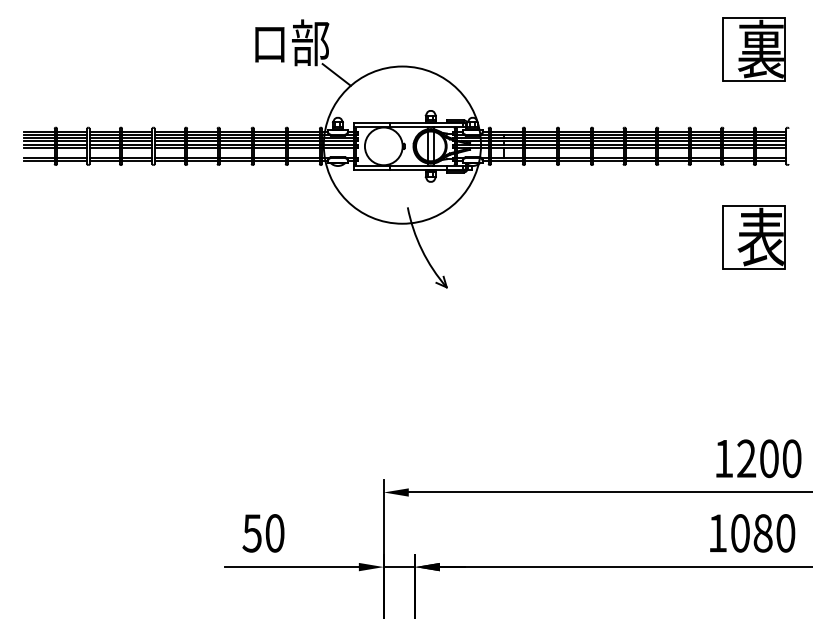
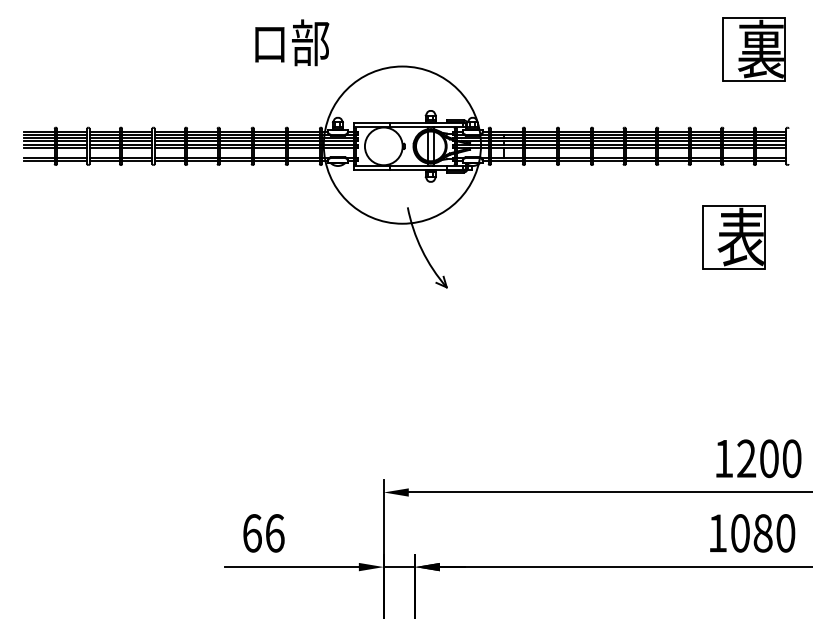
line: present -> none (336, 74)
part position: (753, 237) -> (733, 237) (733, 237)
text: 50 -> 66 (263, 533)
